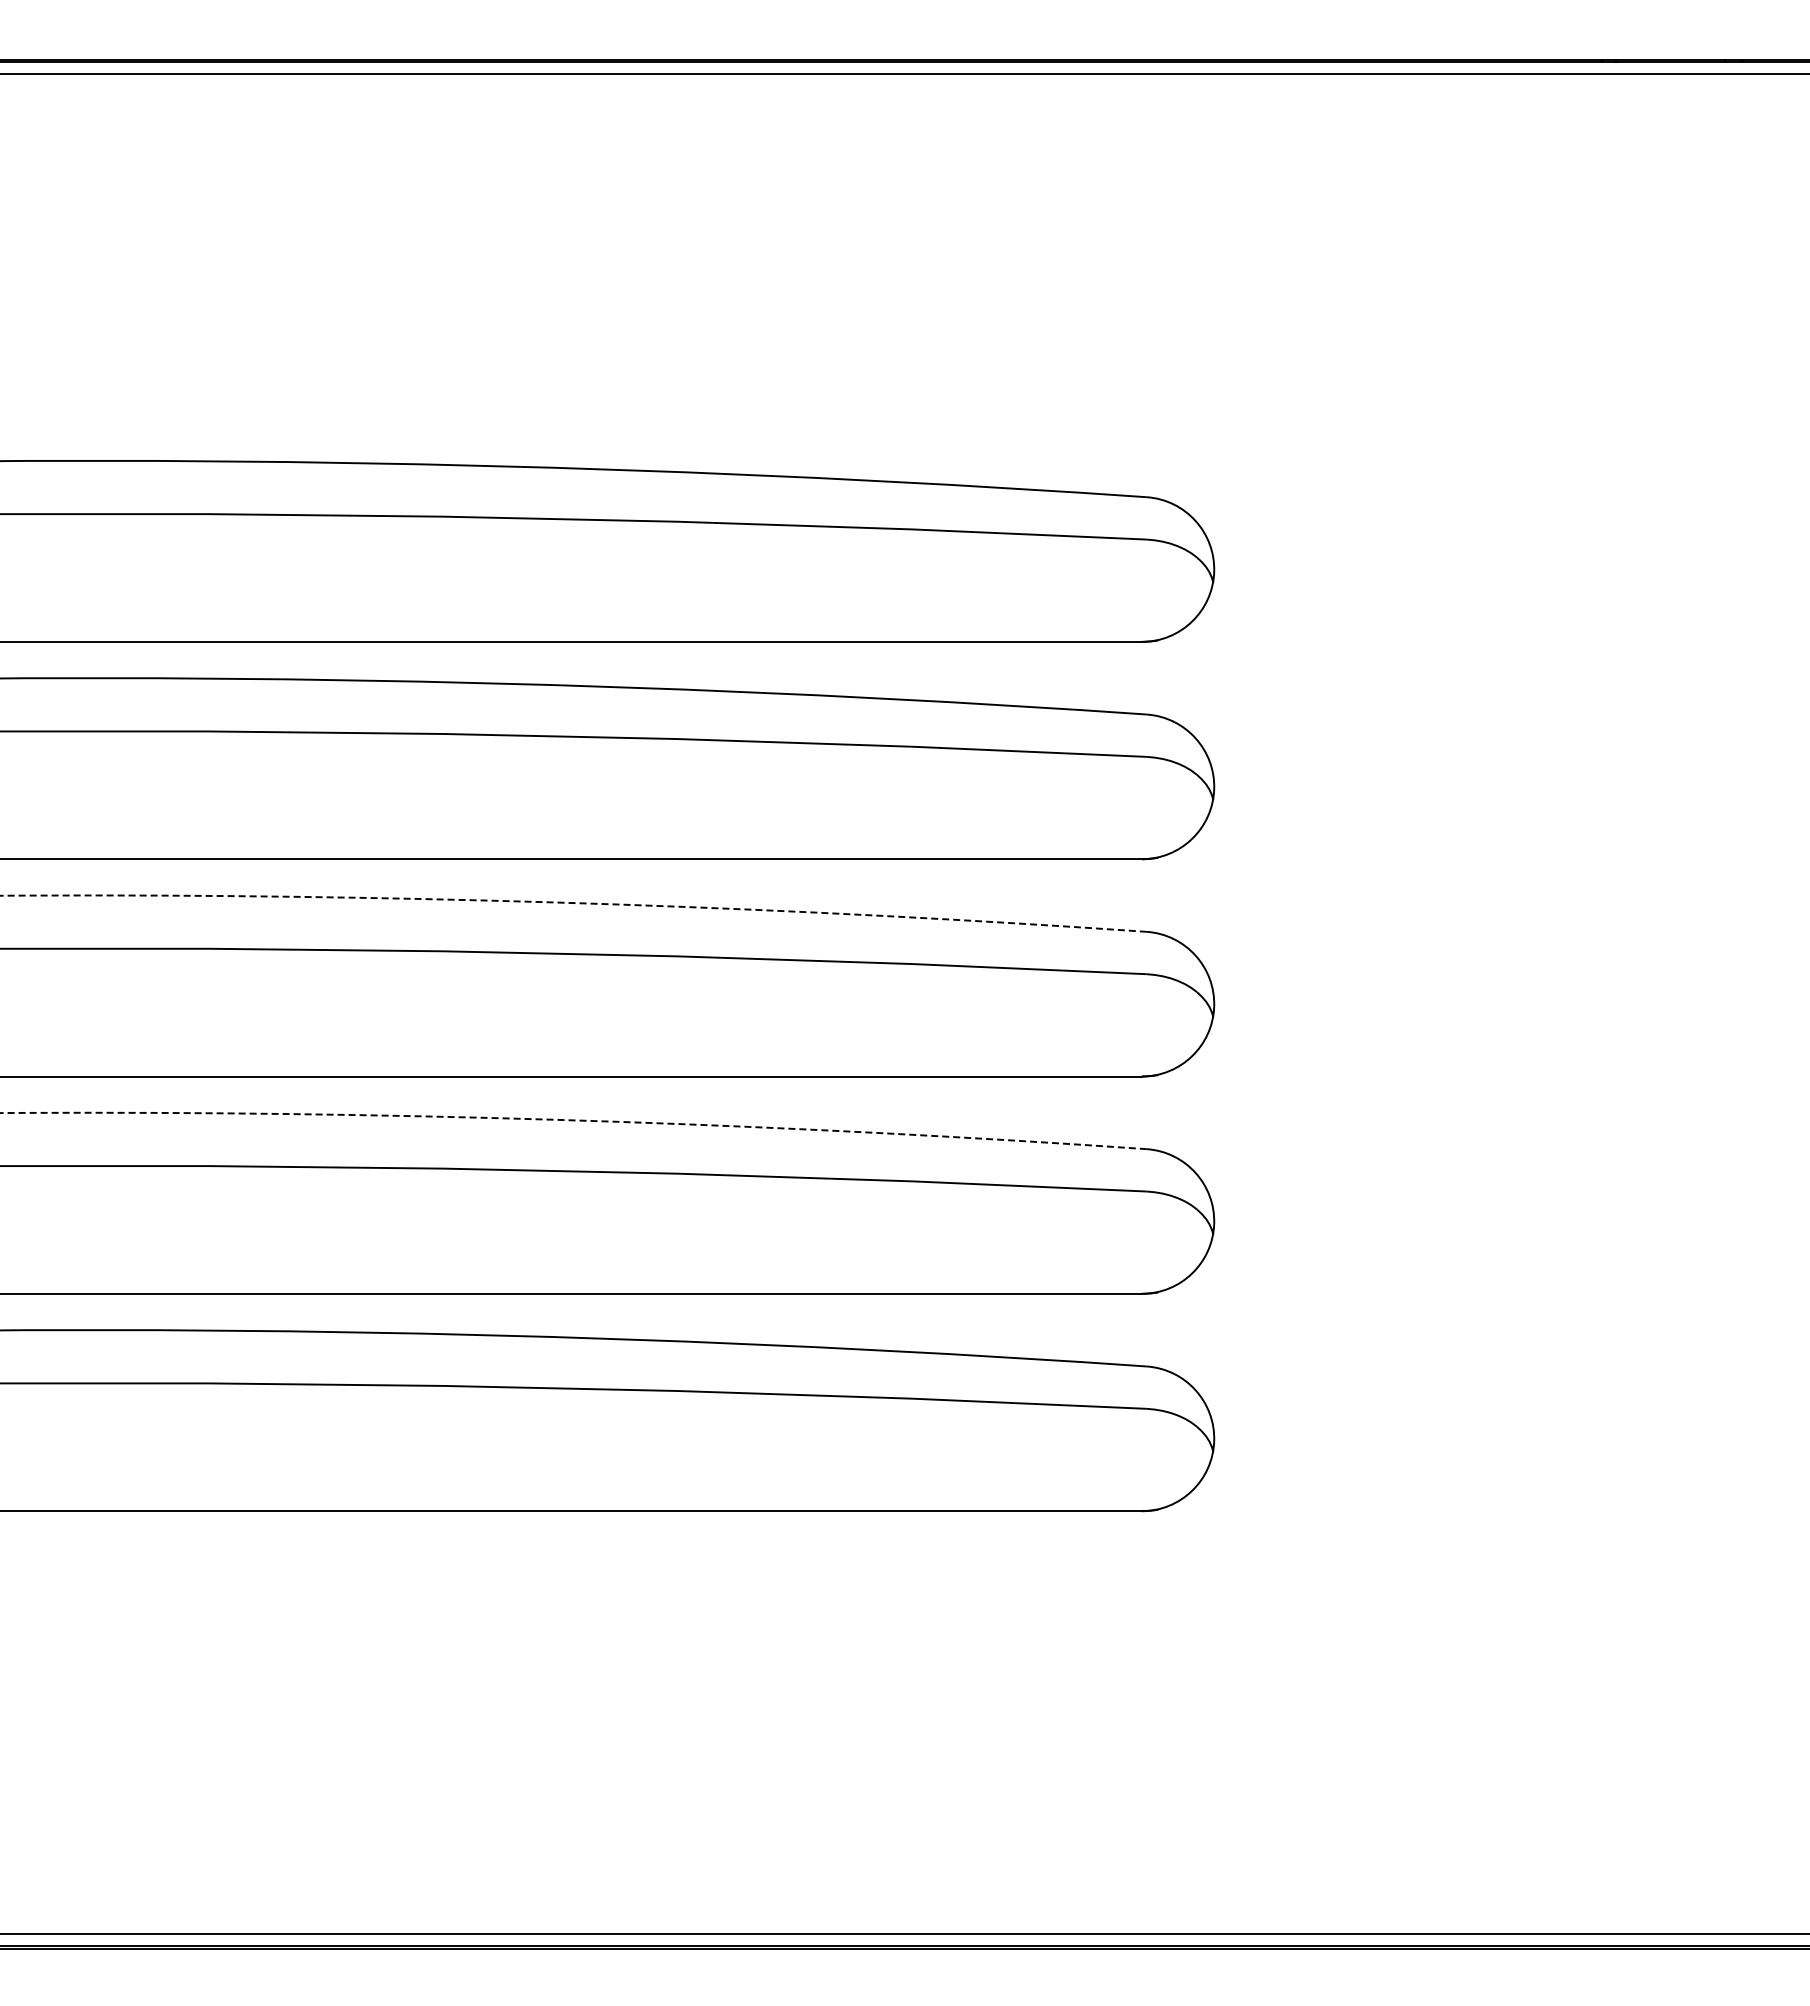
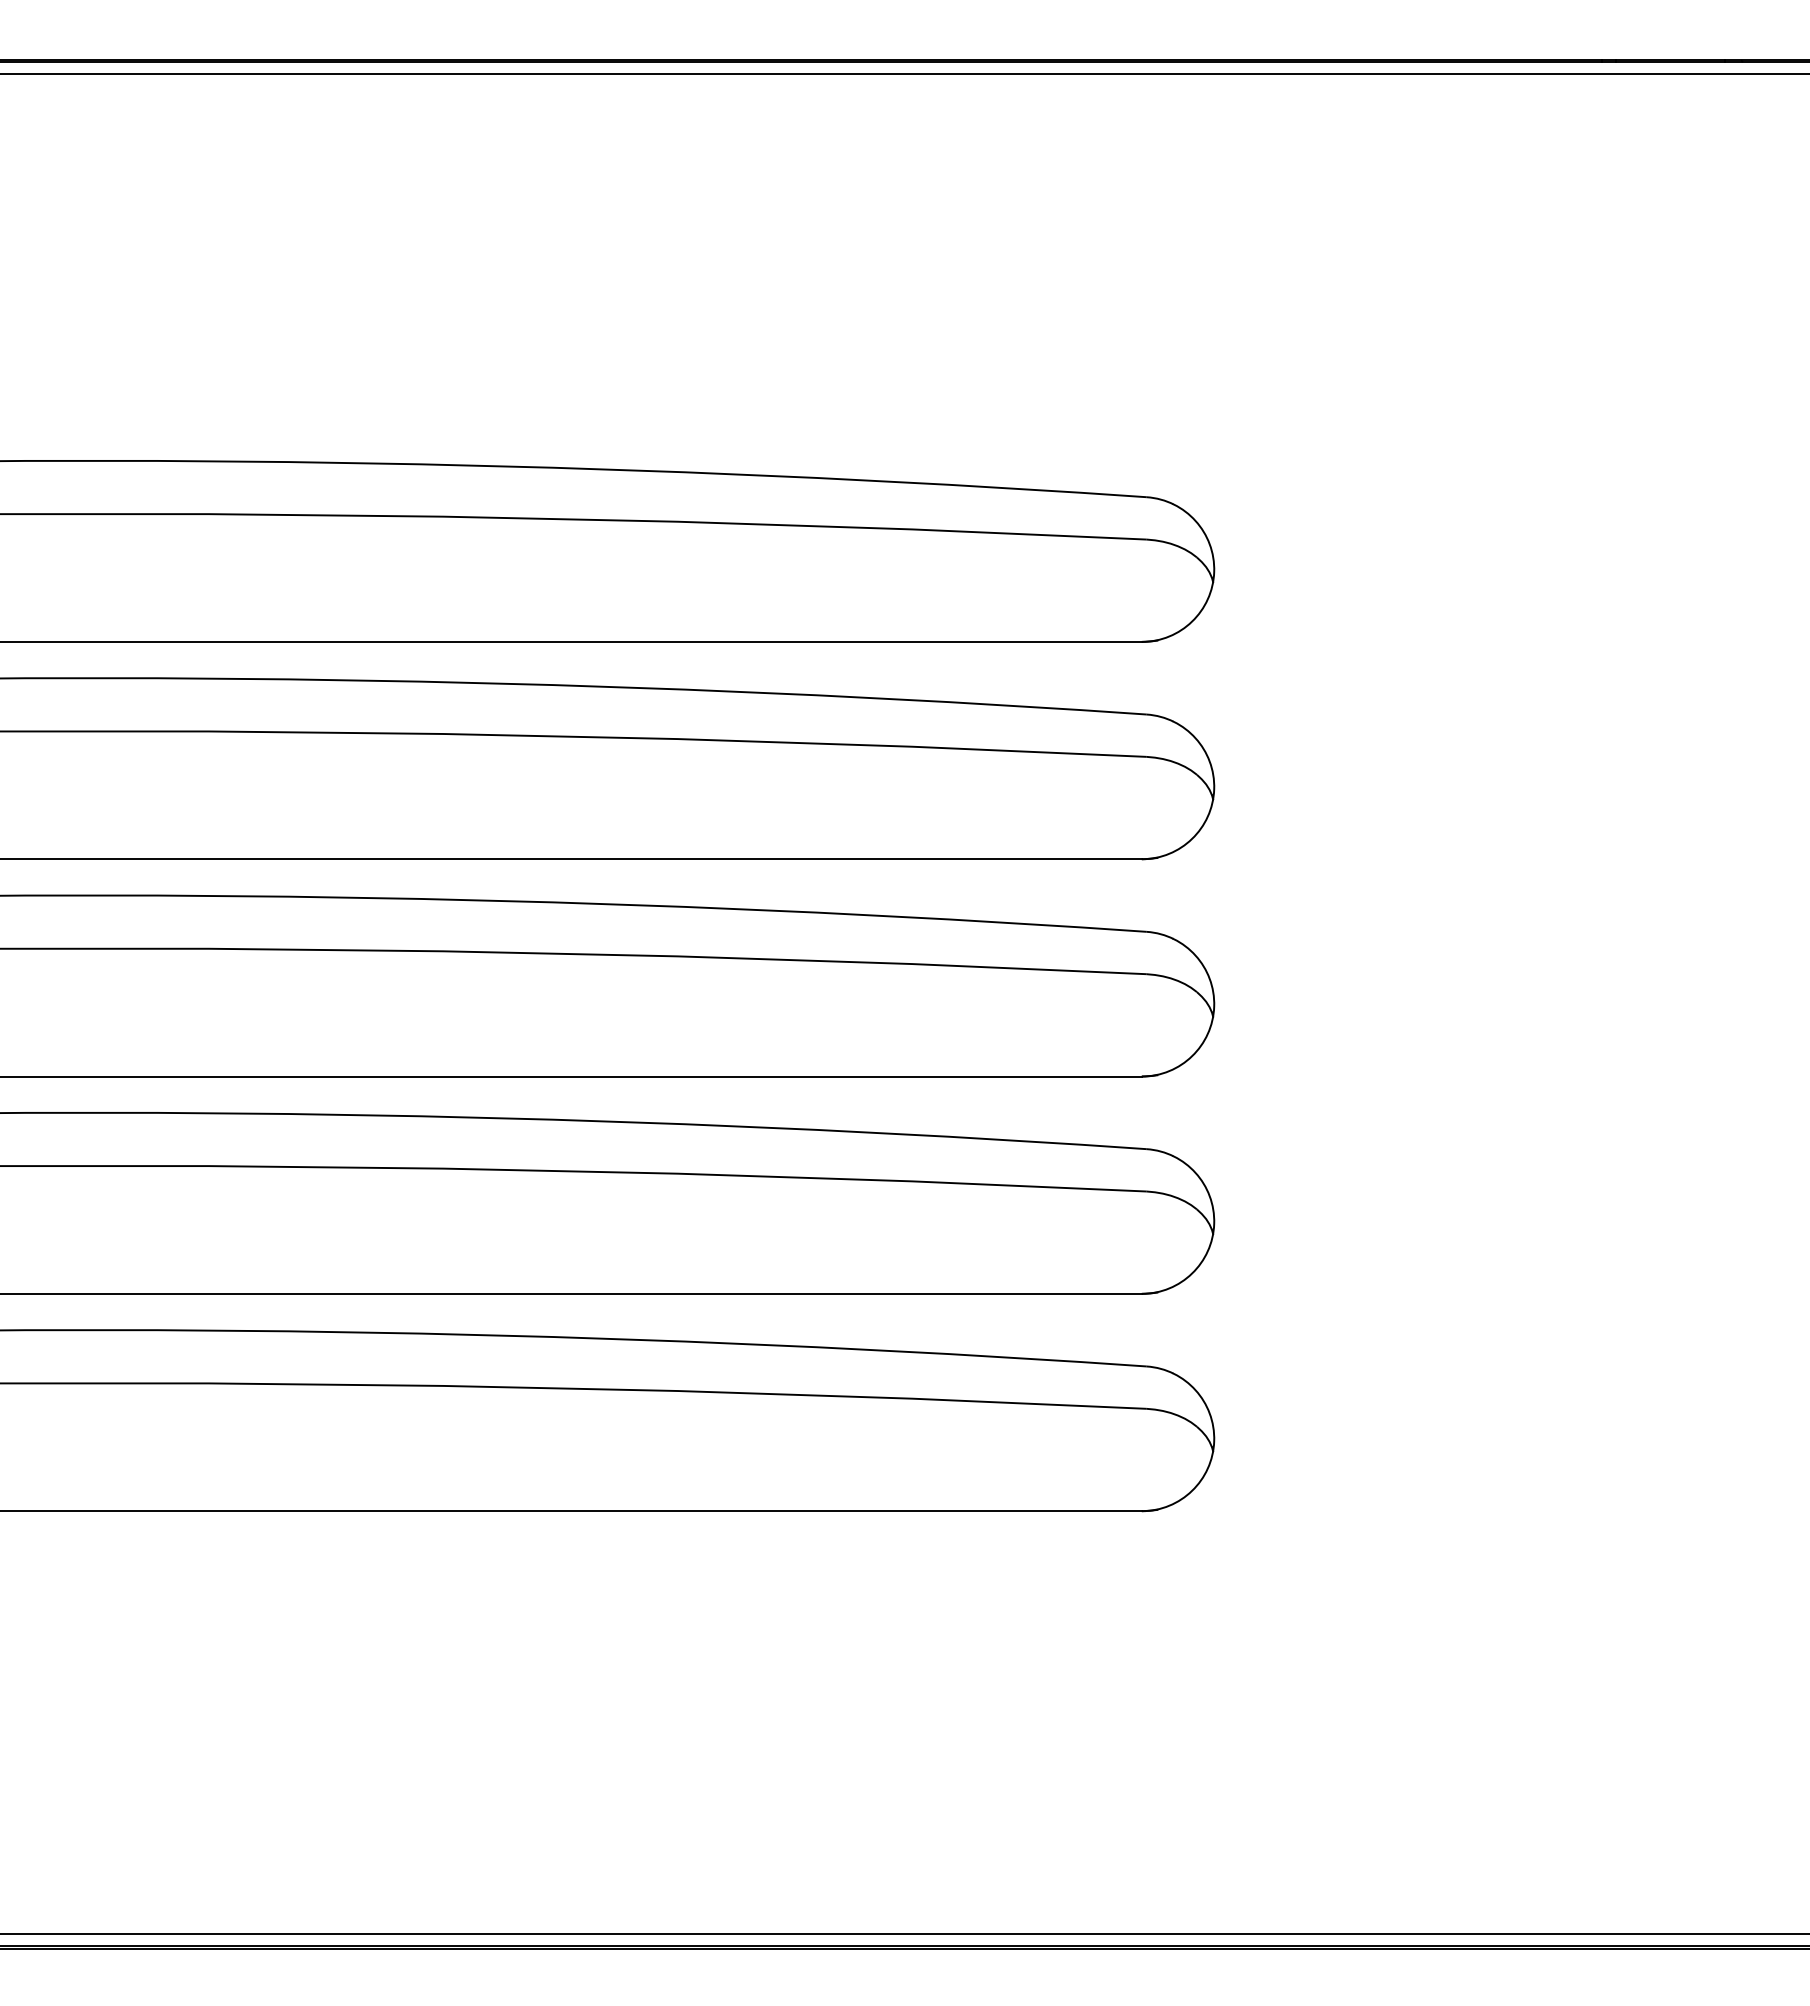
arc: dashed -> solid (575, 903)
arc: dashed -> solid (575, 1120)
